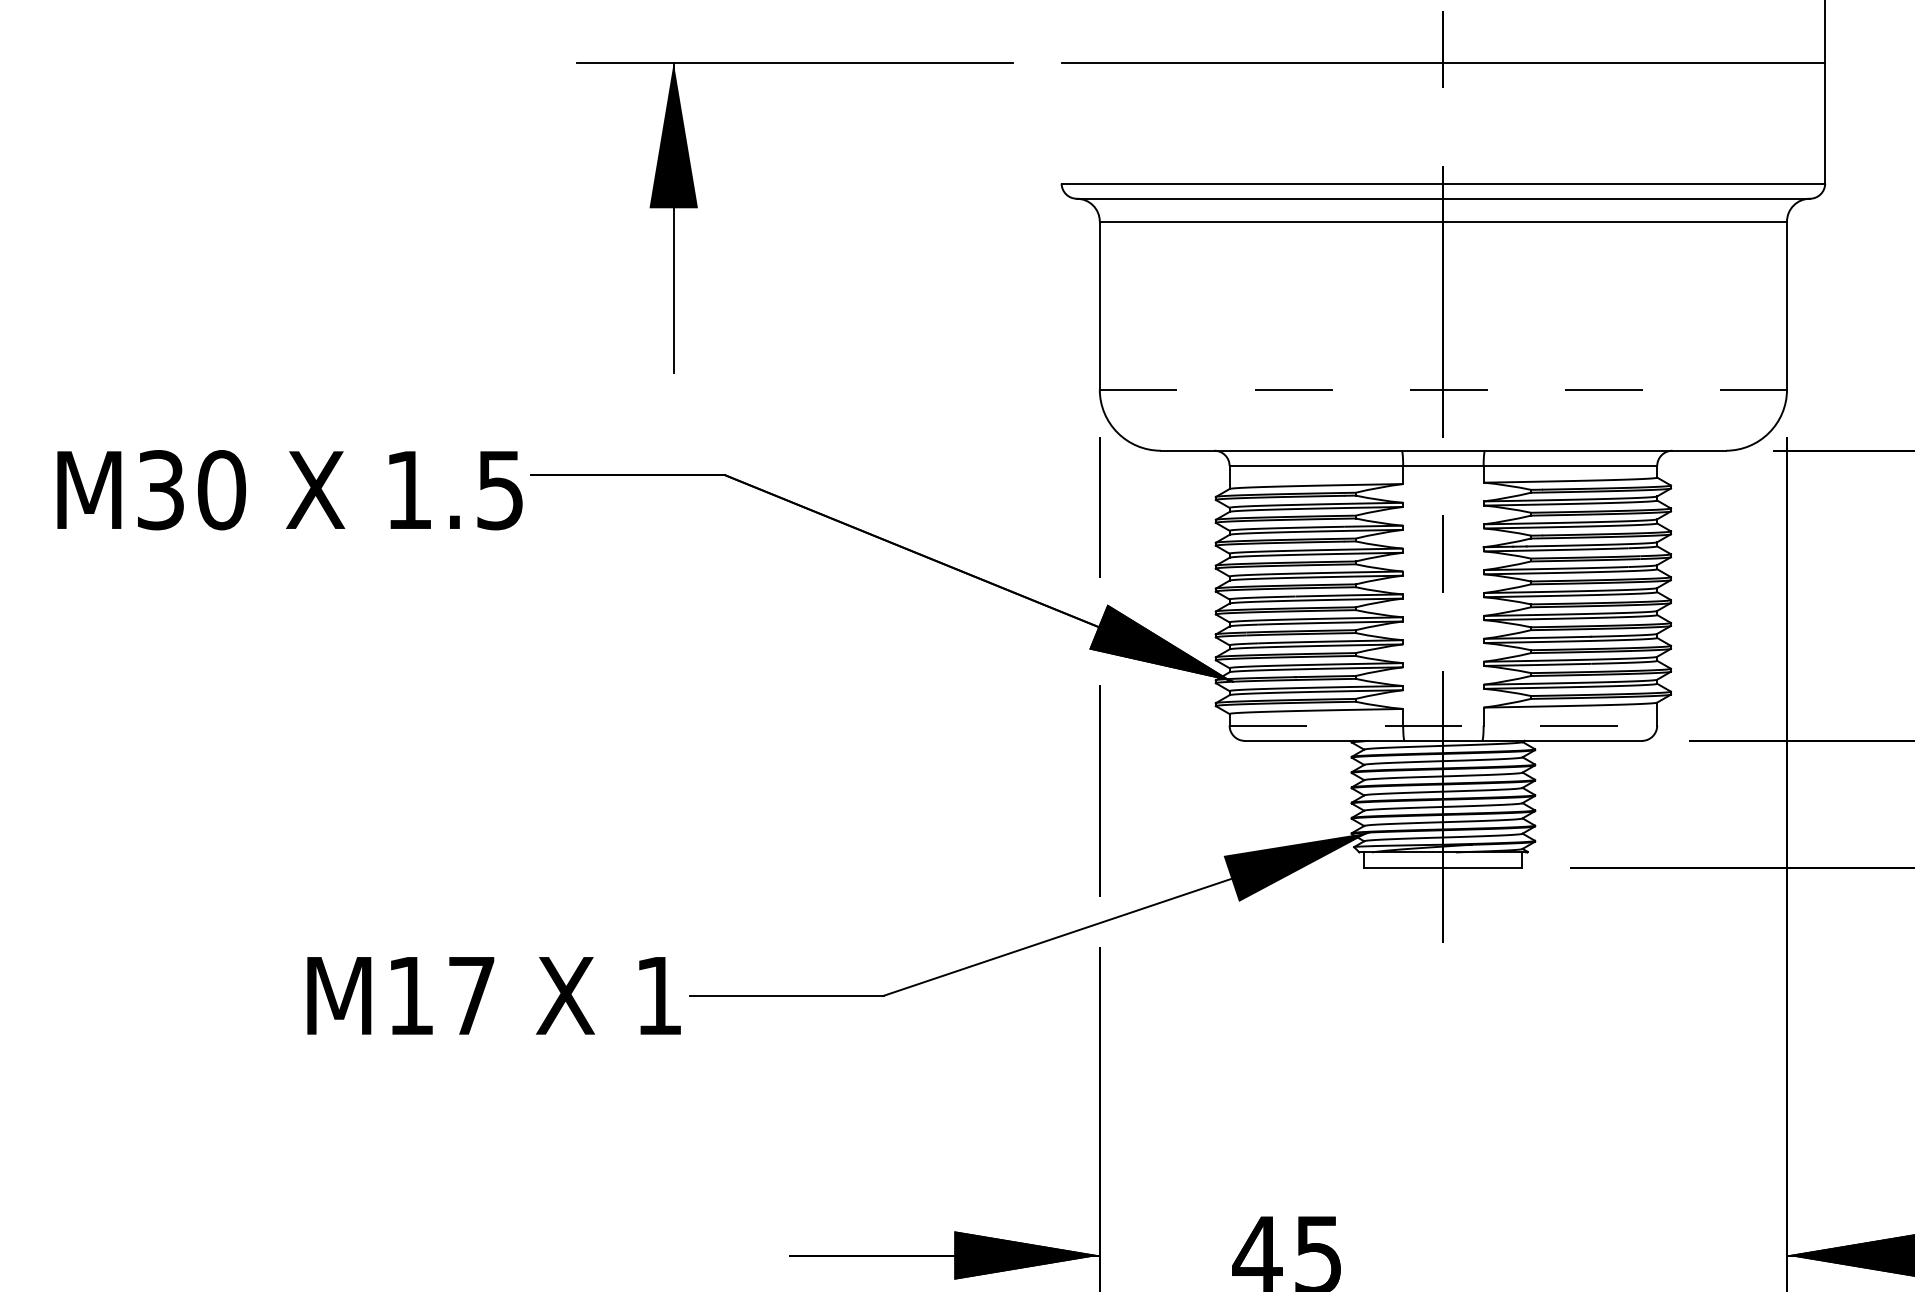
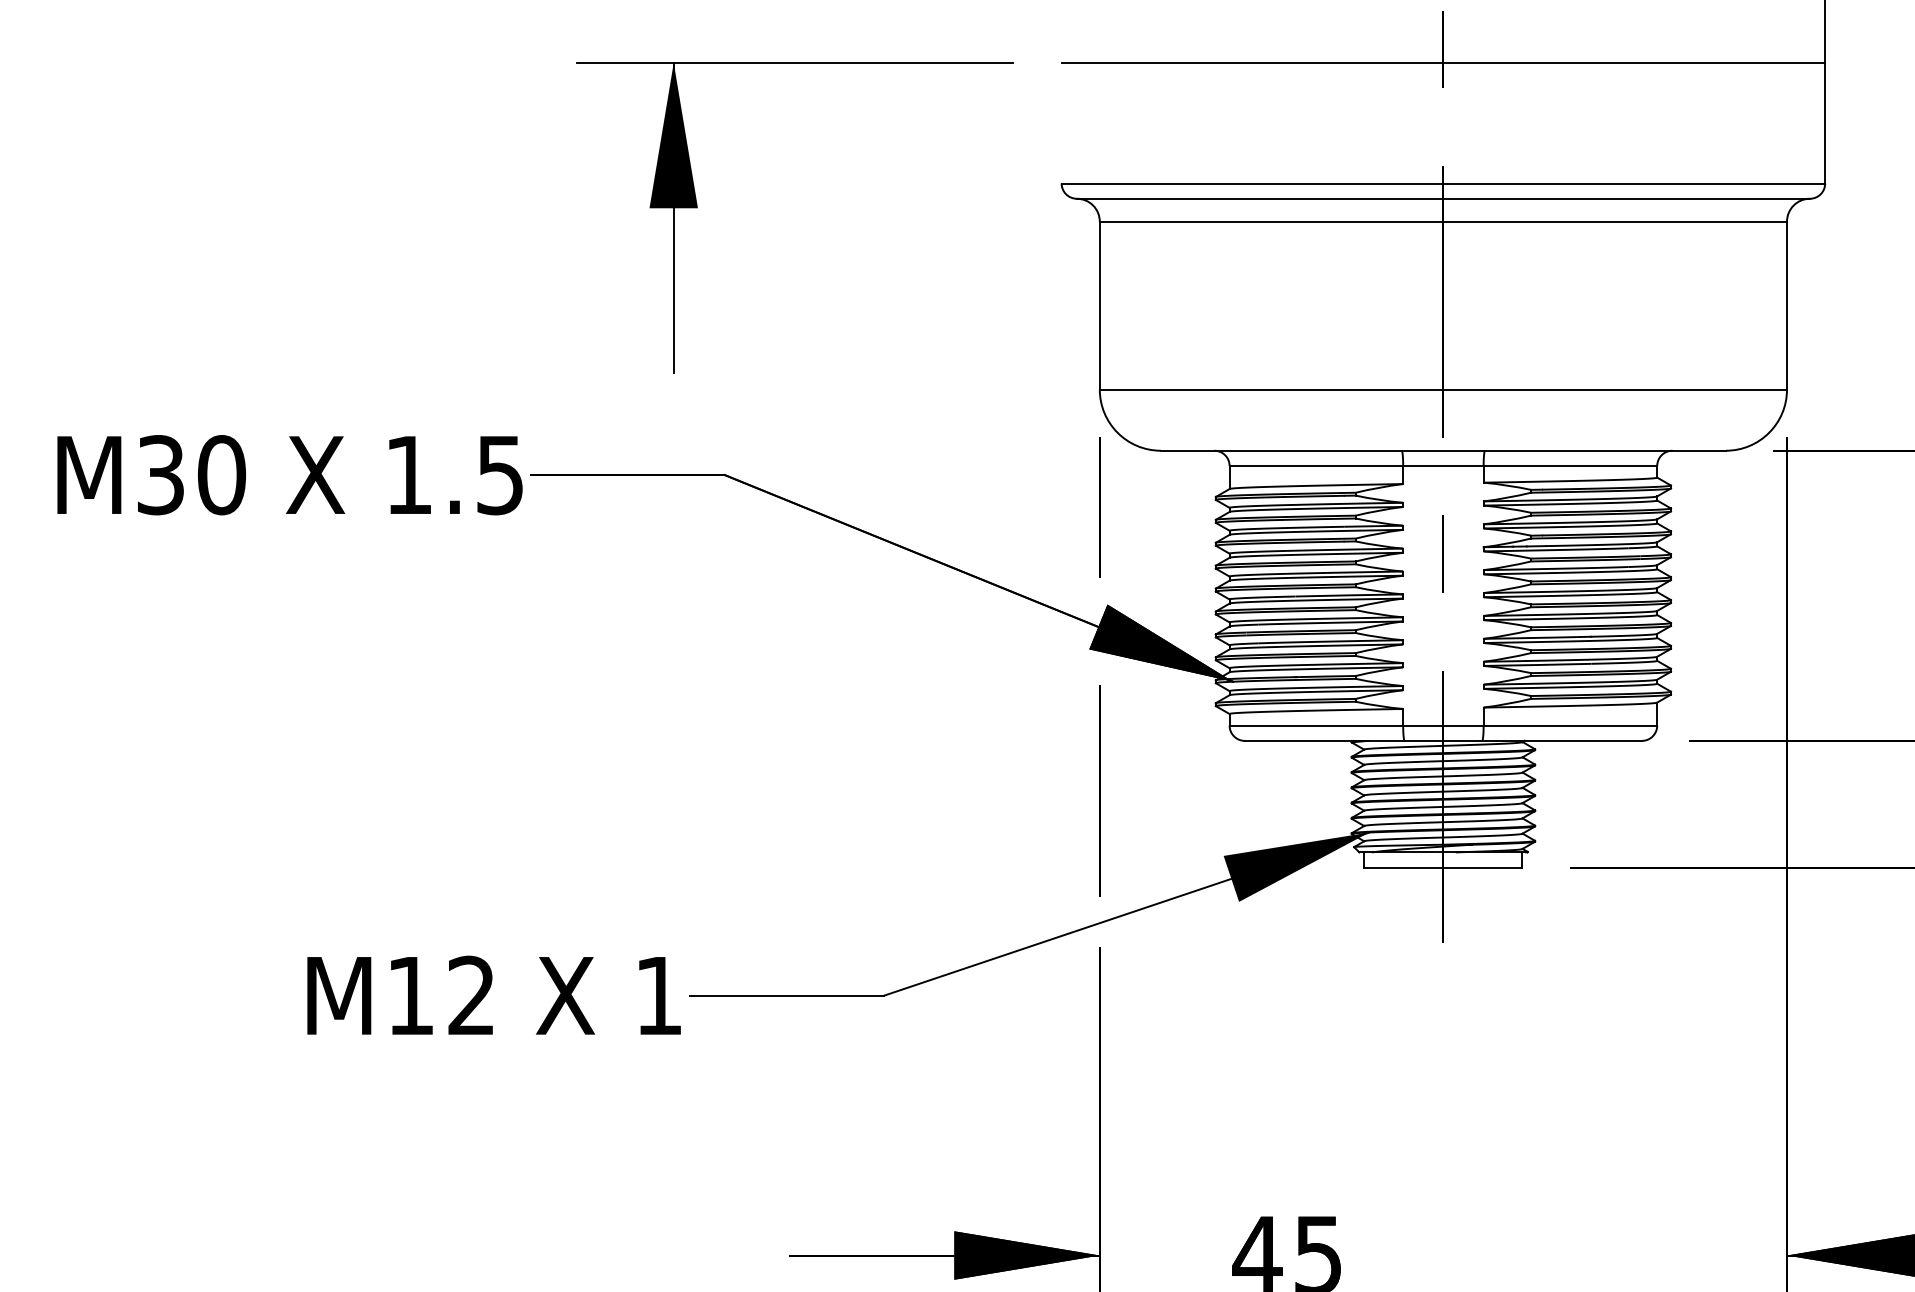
line: dashed -> solid (1443, 389)
text position: (289, 490) -> (289, 475) (289, 475)
line: dashed -> solid (1443, 725)
text: M17 -> M12 (471, 994)
